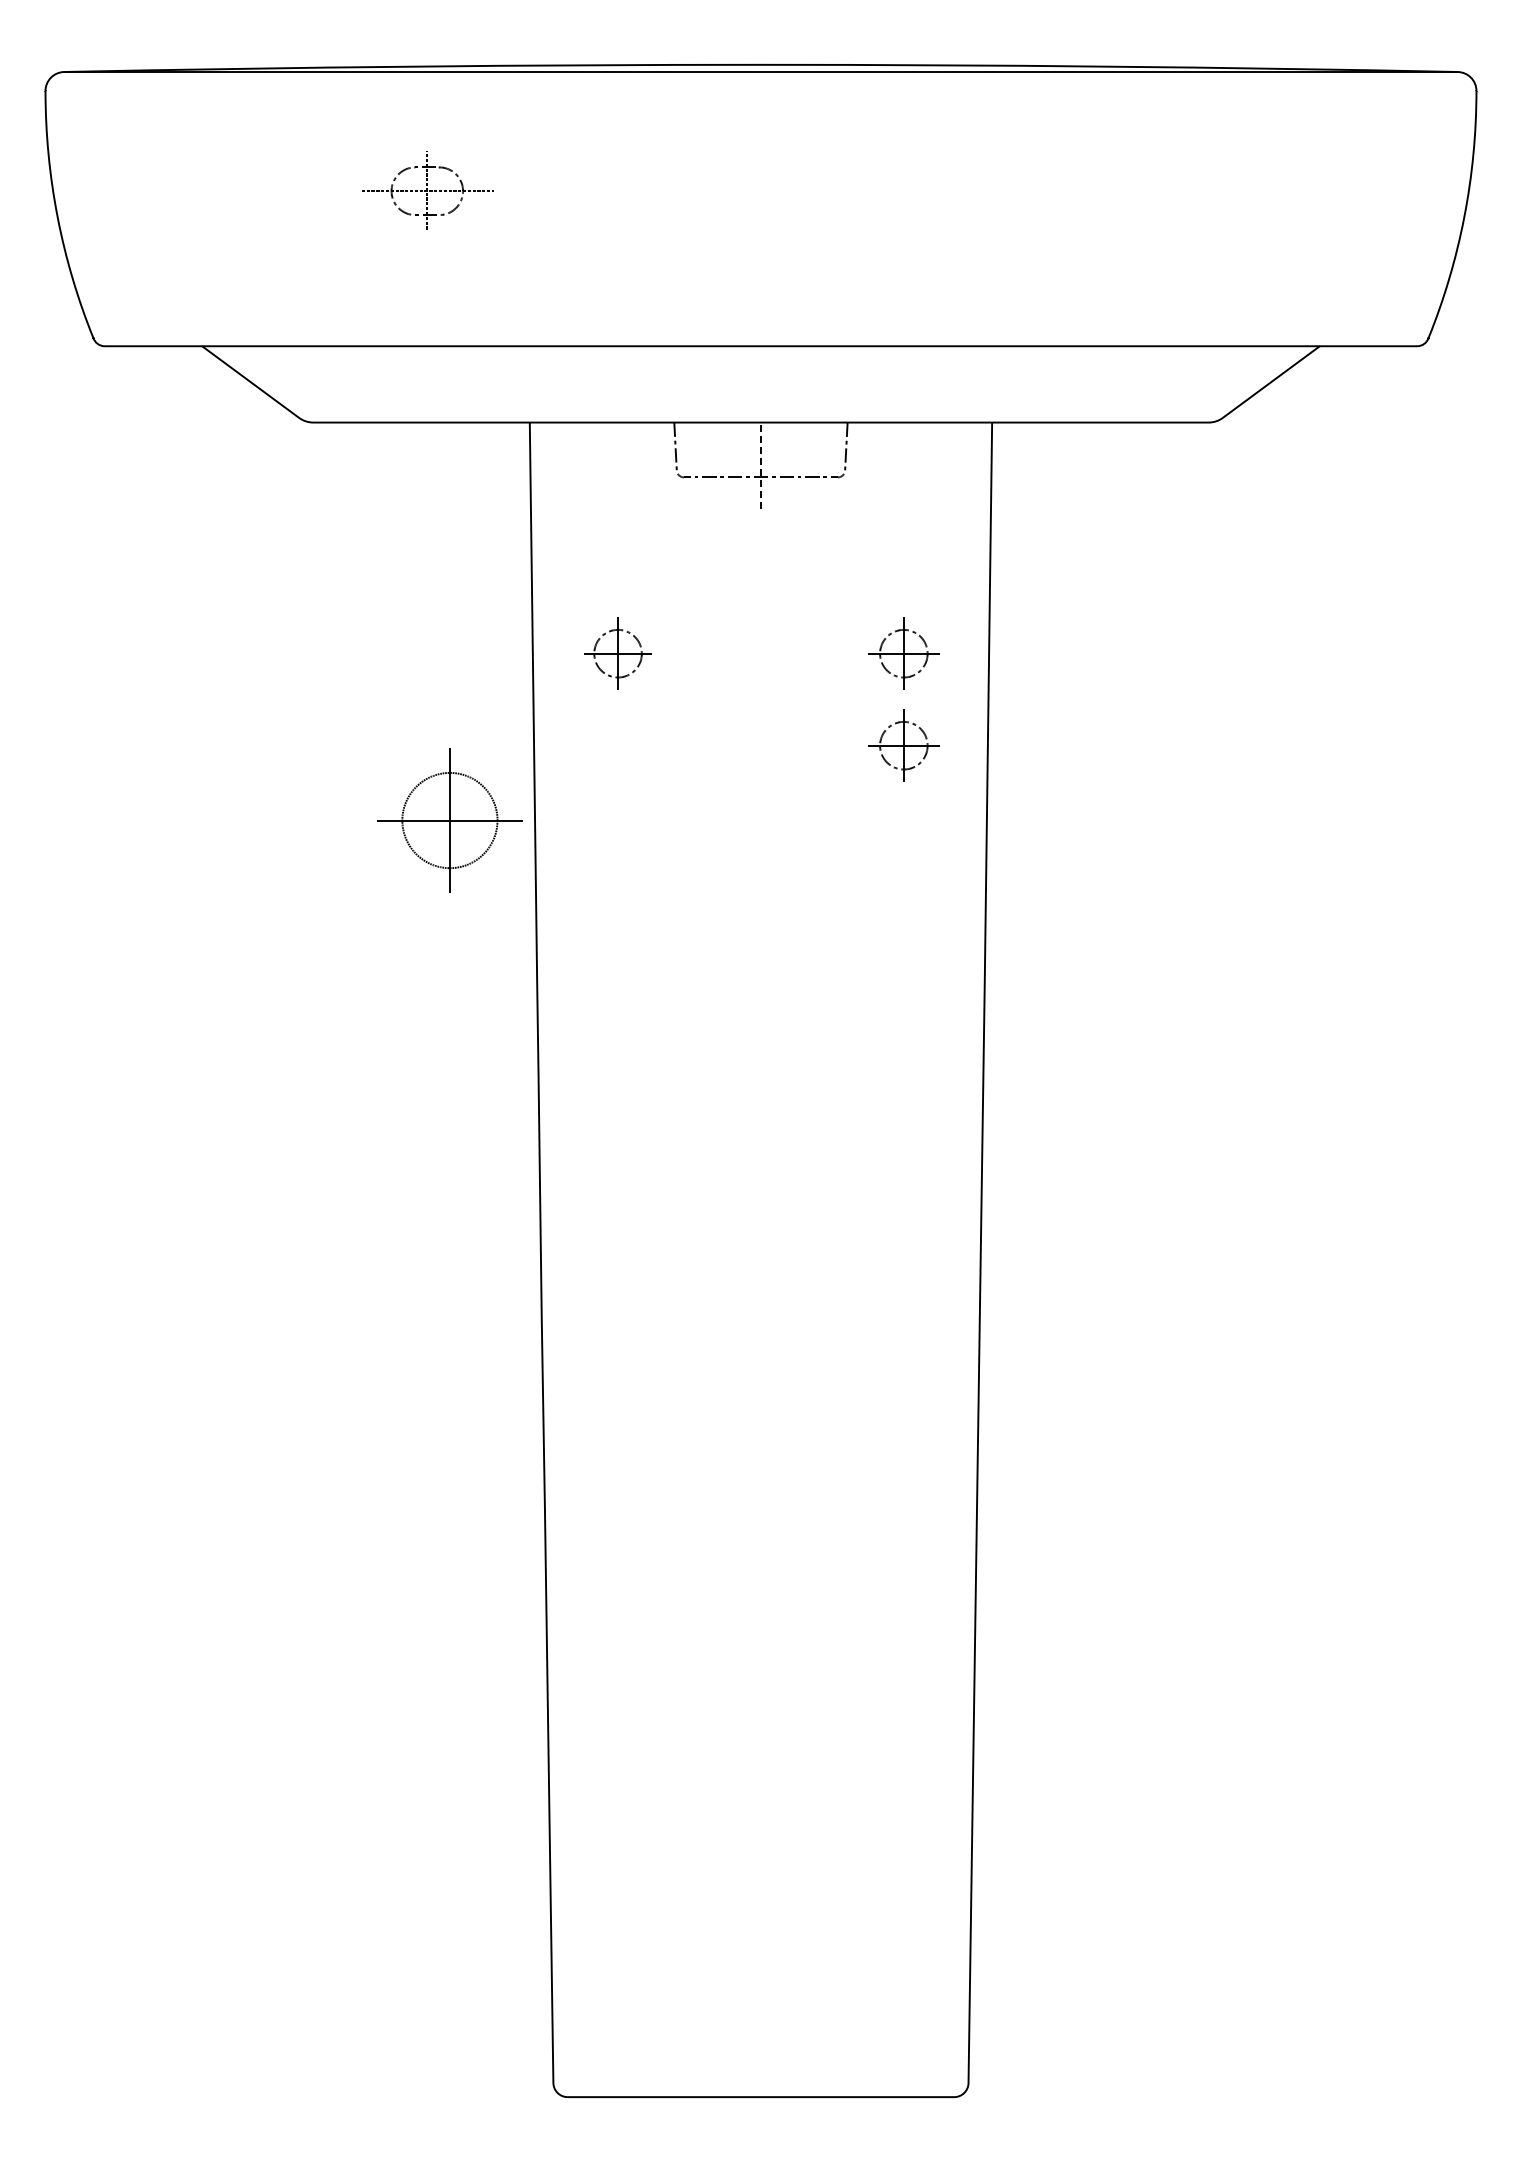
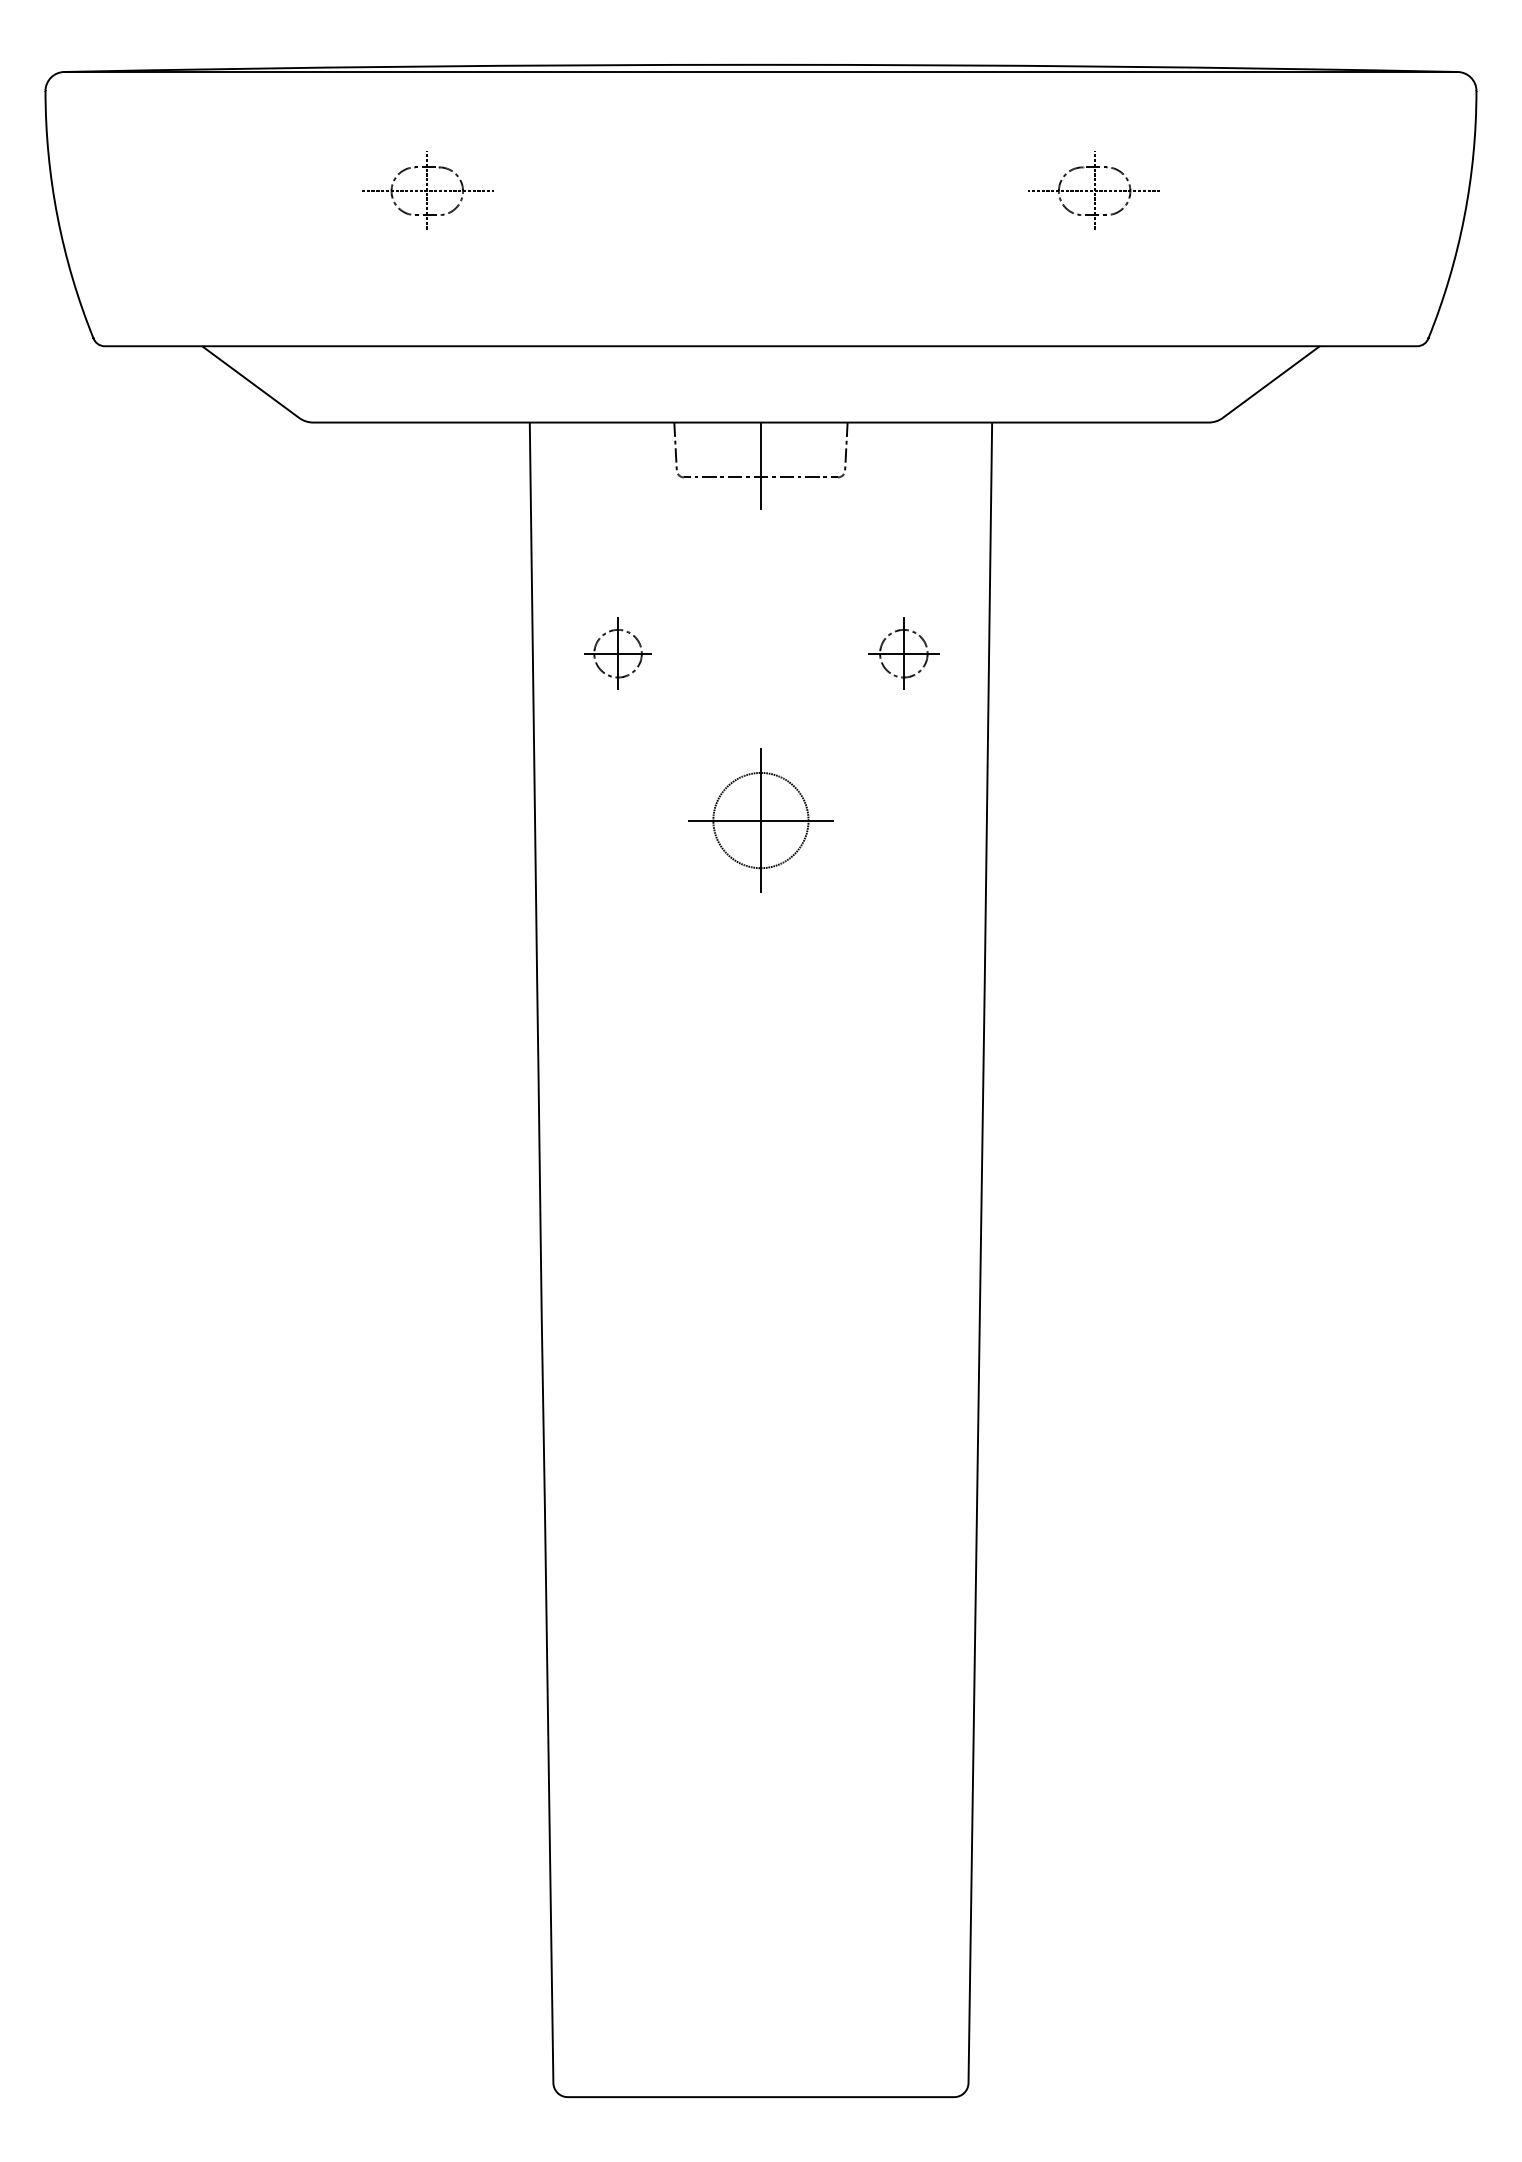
part: none -> present (1093, 190)
line: dashed -> solid (760, 465)
part: present -> none (903, 745)
part position: (449, 820) -> (760, 820) (760, 820)
